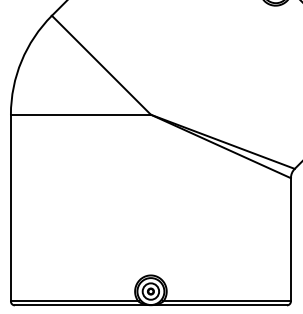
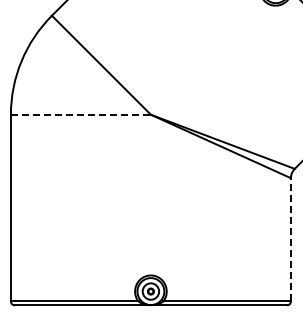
line: solid -> dashed (80, 114)
line: solid -> dashed (290, 239)
